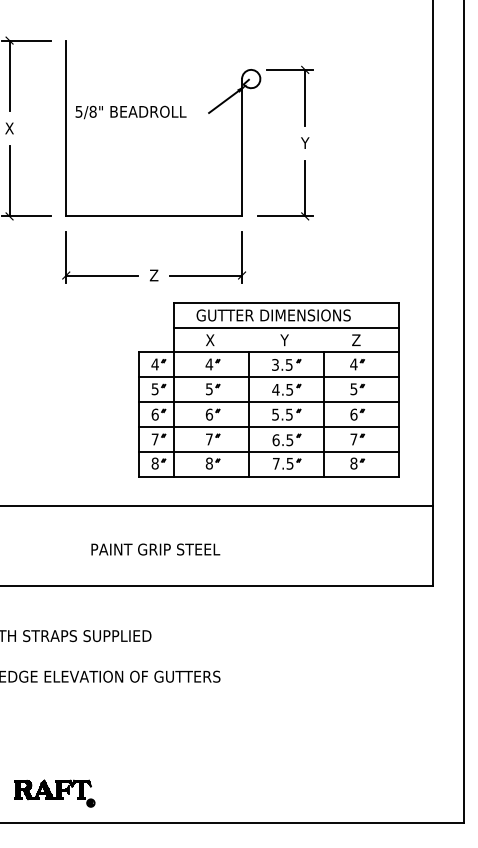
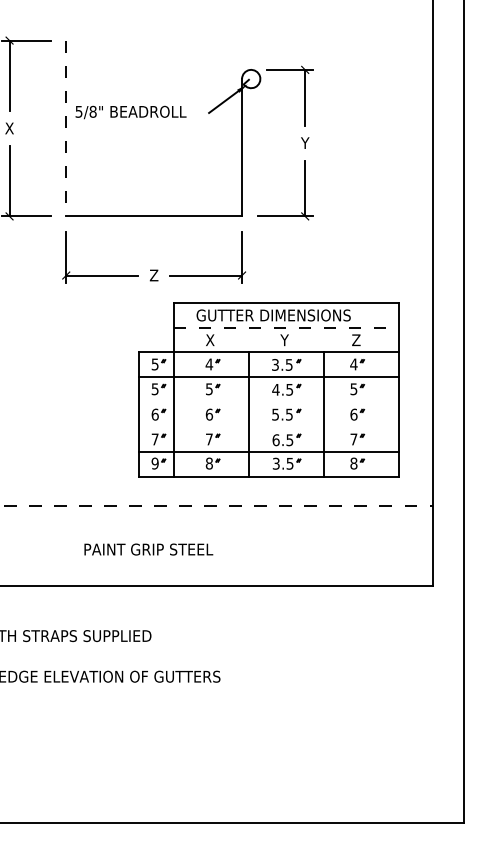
line: solid -> dashed (66, 128)
line: solid -> dashed (286, 327)
text: 4 -> 5 (154, 364)
line: present -> none (268, 402)
line: present -> none (268, 426)
text: 8 -> 9 (154, 463)
text: 7.5 -> 3.5 (275, 463)
line: solid -> dashed (216, 506)
text position: (155, 549) -> (148, 549) (148, 549)
part: present -> none (54, 793)
